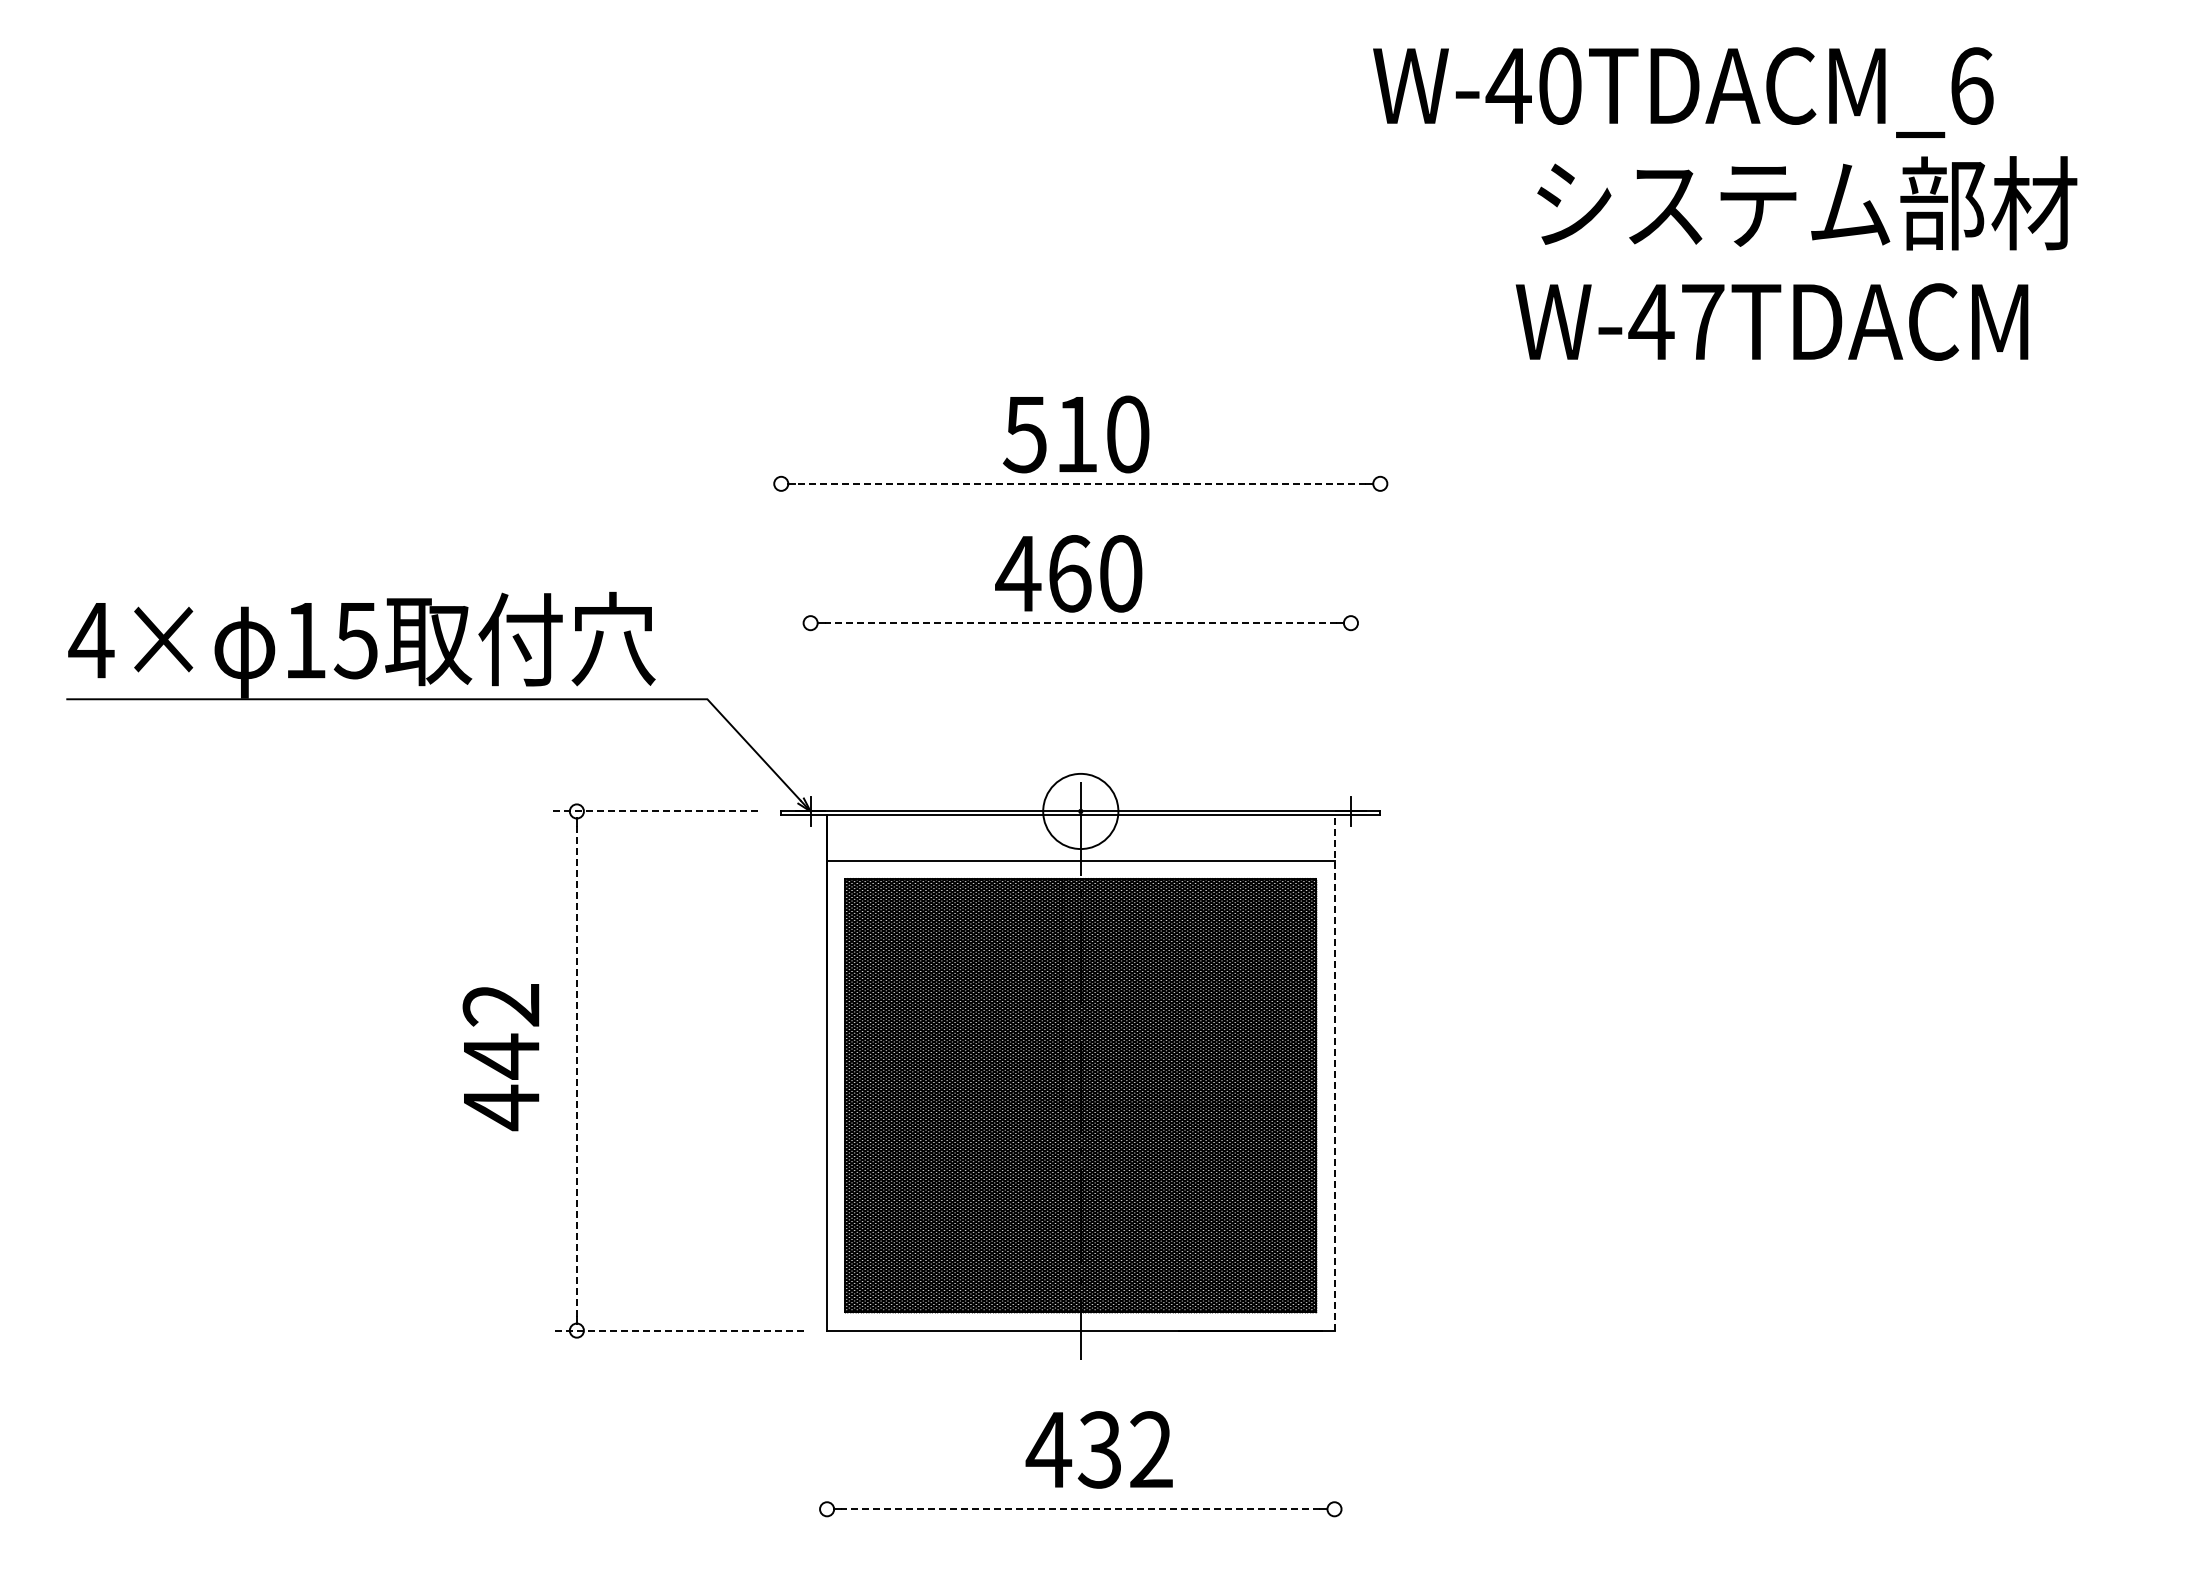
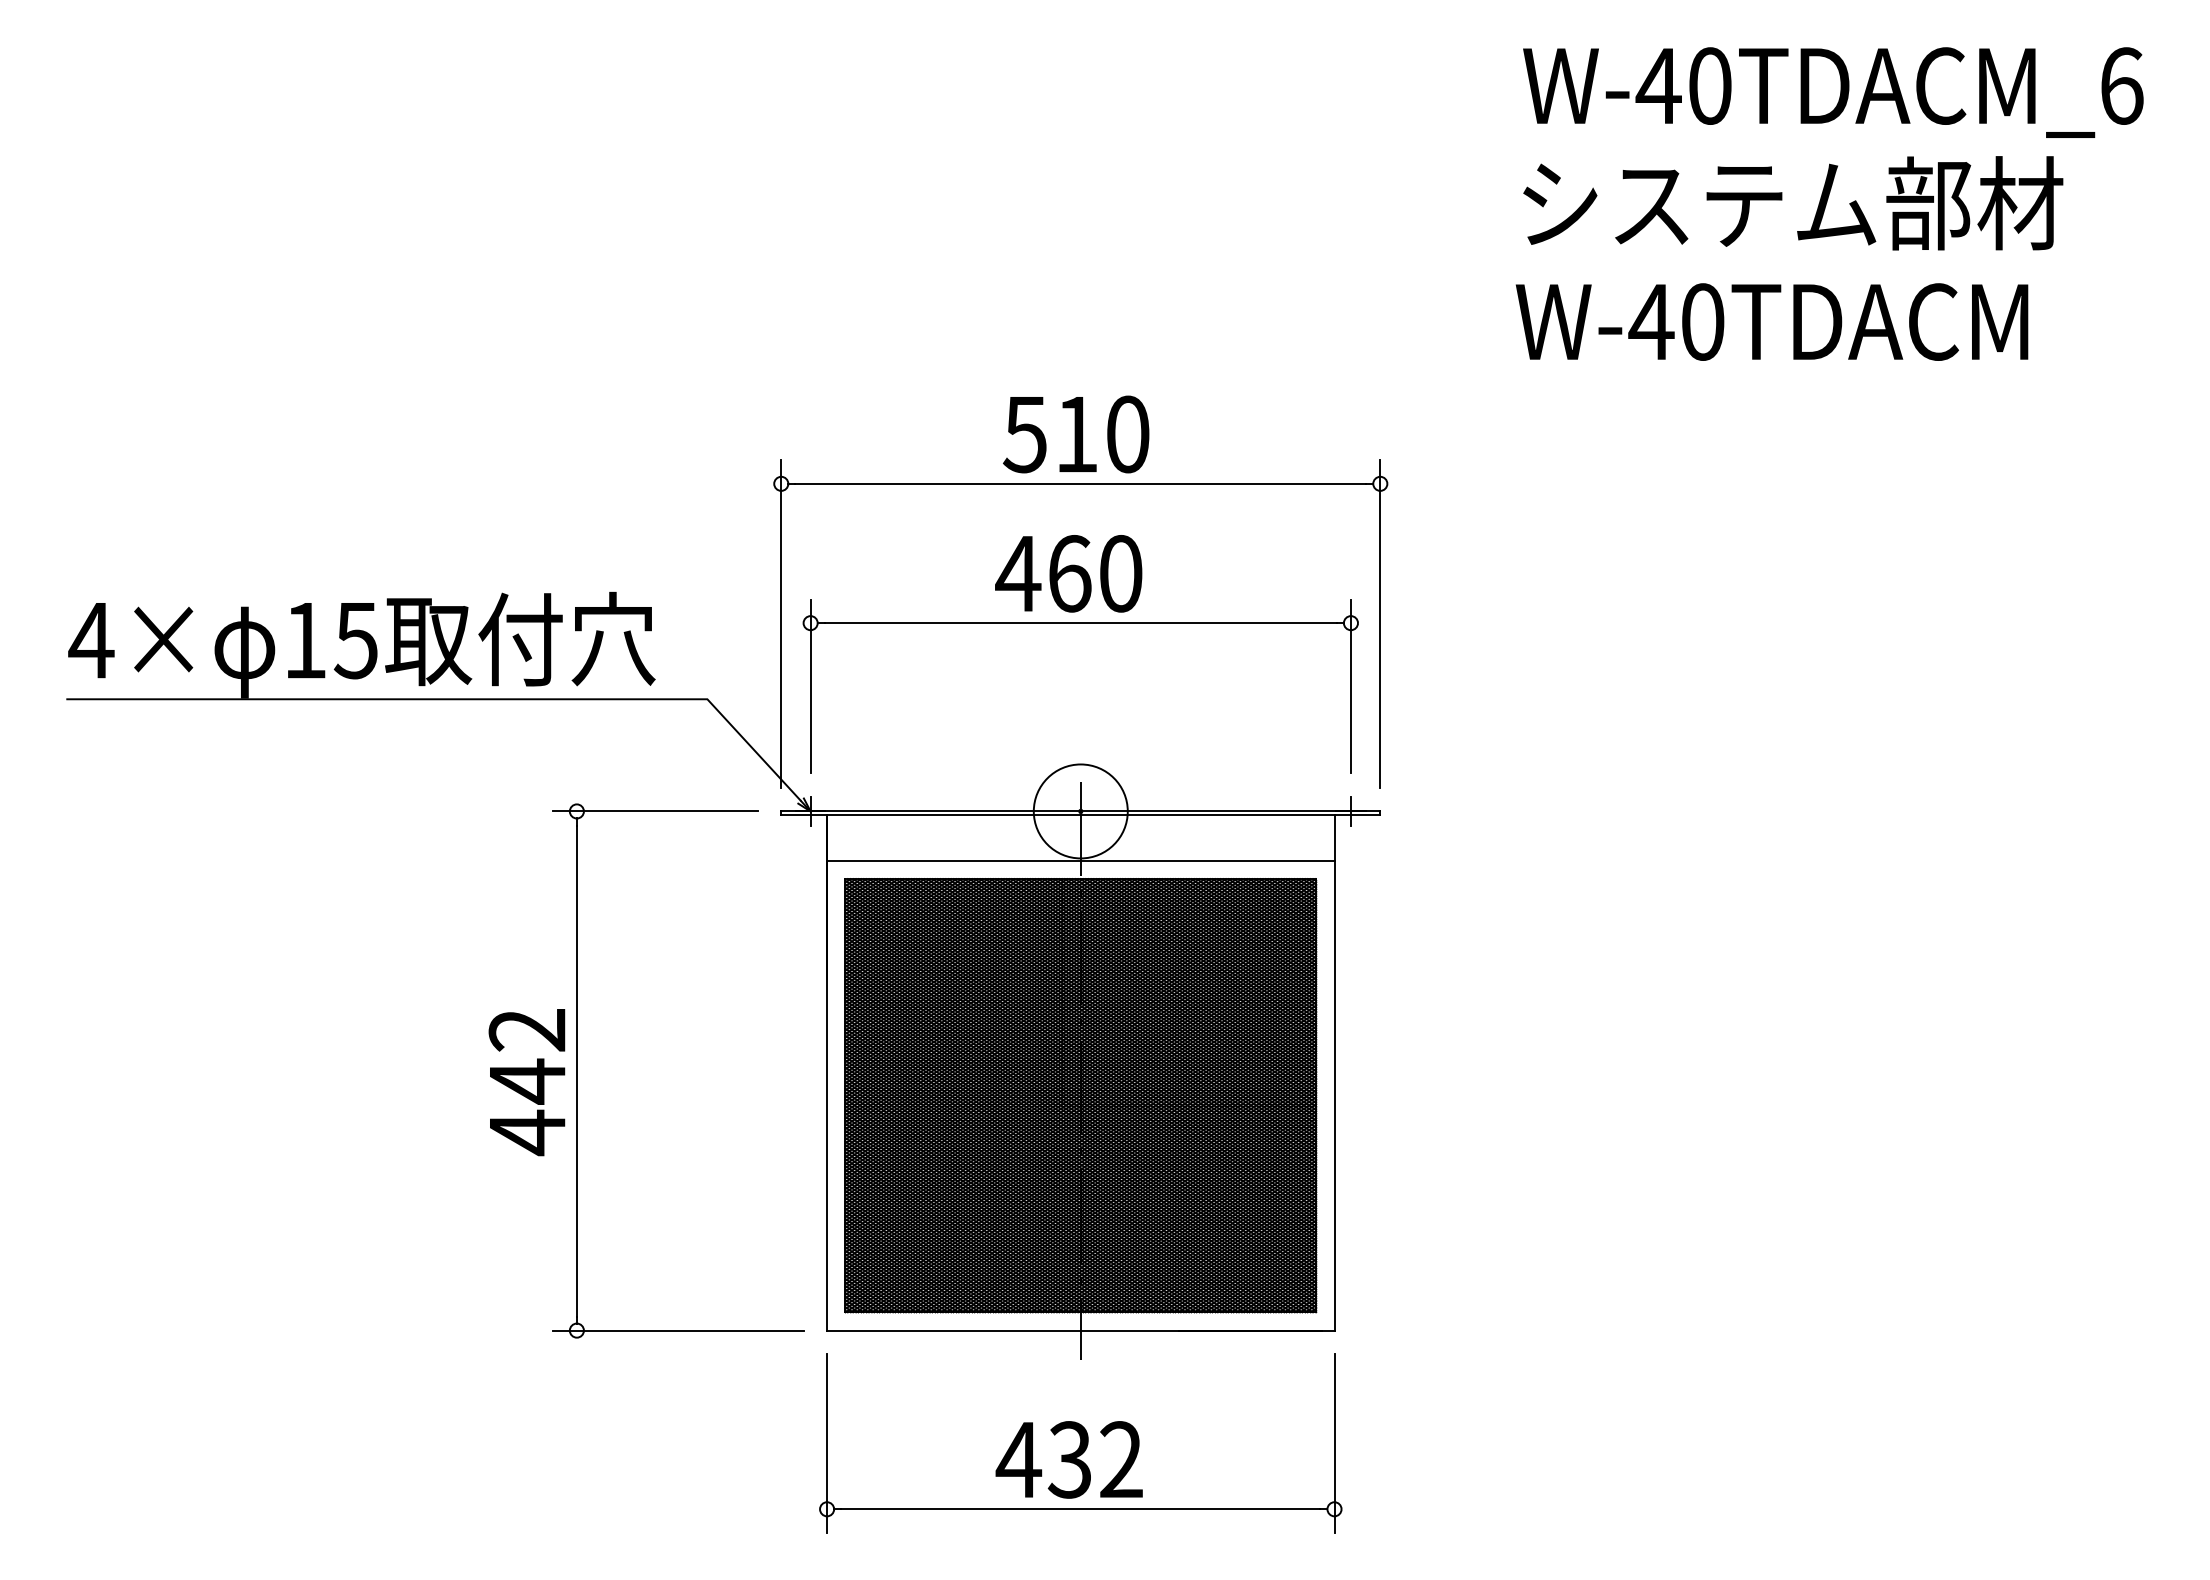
text position: (1683, 92) -> (1833, 92) (1833, 92)
text position: (1807, 203) -> (1793, 203) (1793, 203)
text: W-47TDACM -> W-40TDACM (1703, 321)
line: dashed -> solid (1080, 483)
line: none -> present (781, 623)
line: dashed -> solid (1080, 623)
line: none -> present (1380, 623)
line: none -> present (810, 686)
line: none -> present (1350, 686)
line: dashed -> solid (655, 811)
circle diameter: 75 px -> 94 px (1080, 811)
text position: (500, 1057) -> (526, 1082) (526, 1082)
line: dashed -> solid (576, 1071)
line: dashed -> solid (1334, 1072)
line: dashed -> solid (678, 1330)
line: none -> present (827, 1443)
line: none -> present (1334, 1443)
text position: (1098, 1449) -> (1068, 1459) (1068, 1459)
line: dashed -> solid (1080, 1509)
